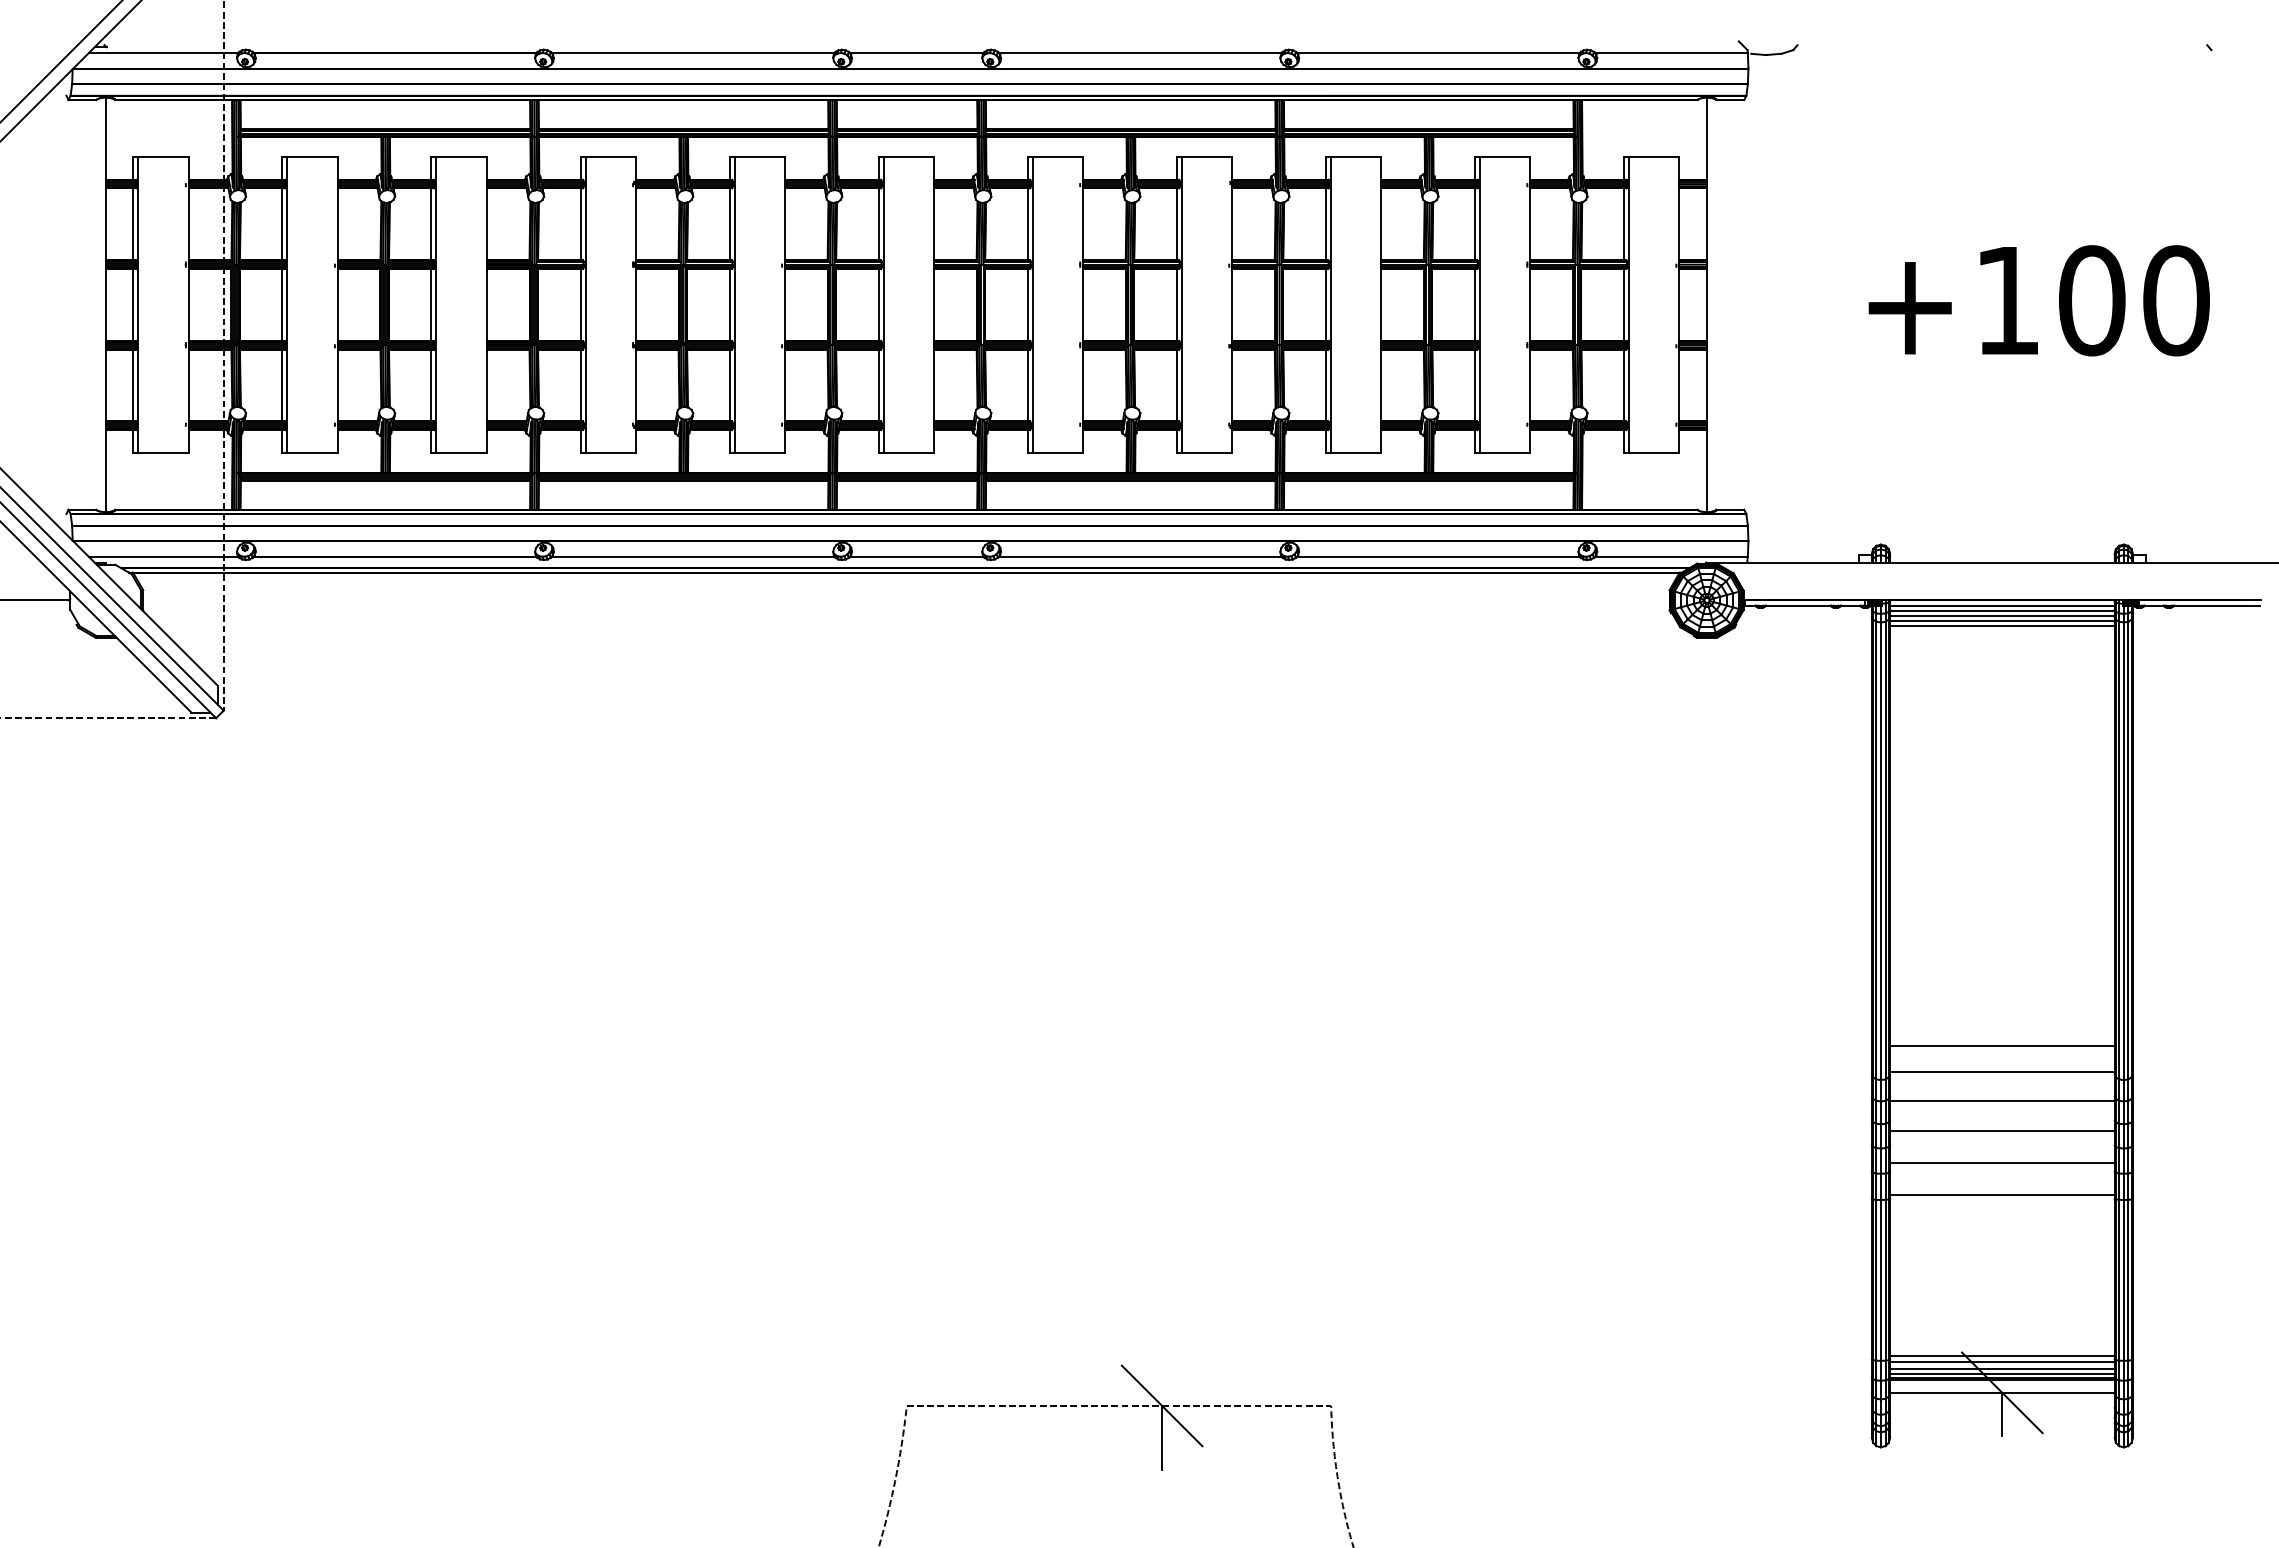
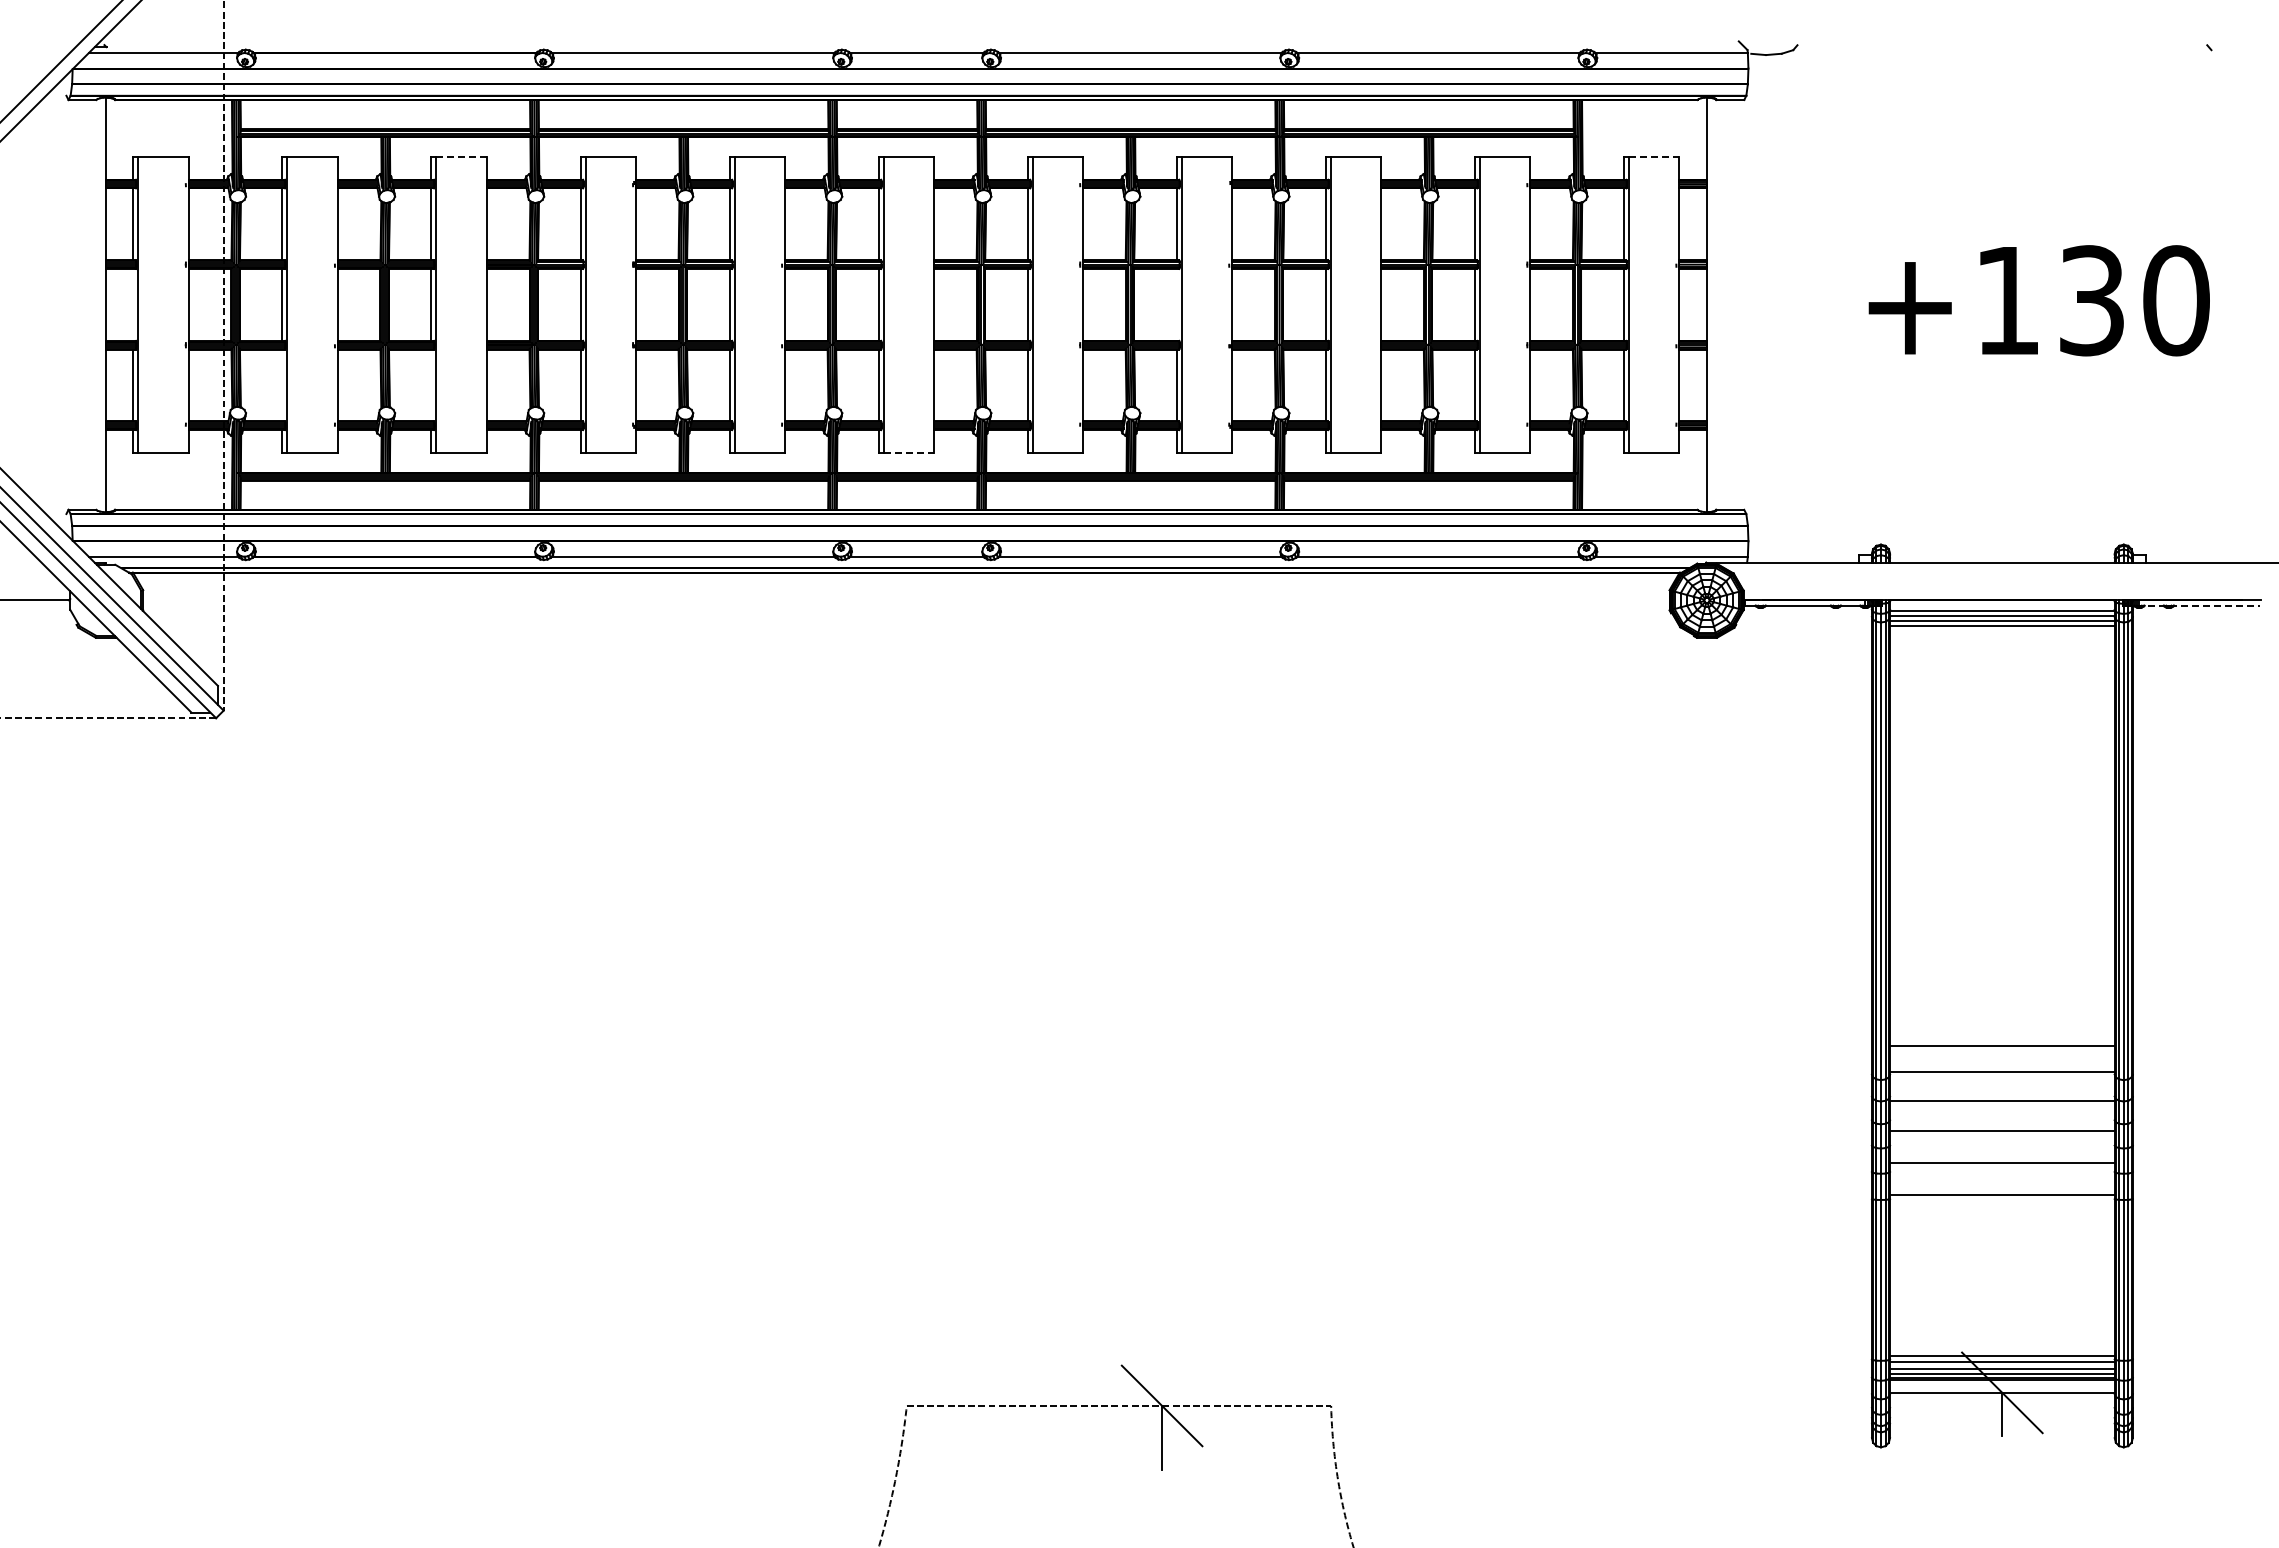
line: solid -> dashed (462, 157)
line: solid -> dashed (1654, 157)
text: +100 -> +130 (2092, 300)
line: present -> none (133, 304)
line: present -> none (1176, 304)
line: present -> none (282, 385)
line: present -> none (431, 385)
line: solid -> dashed (909, 452)
line: present -> none (2002, 605)
line: solid -> dashed (2199, 605)
